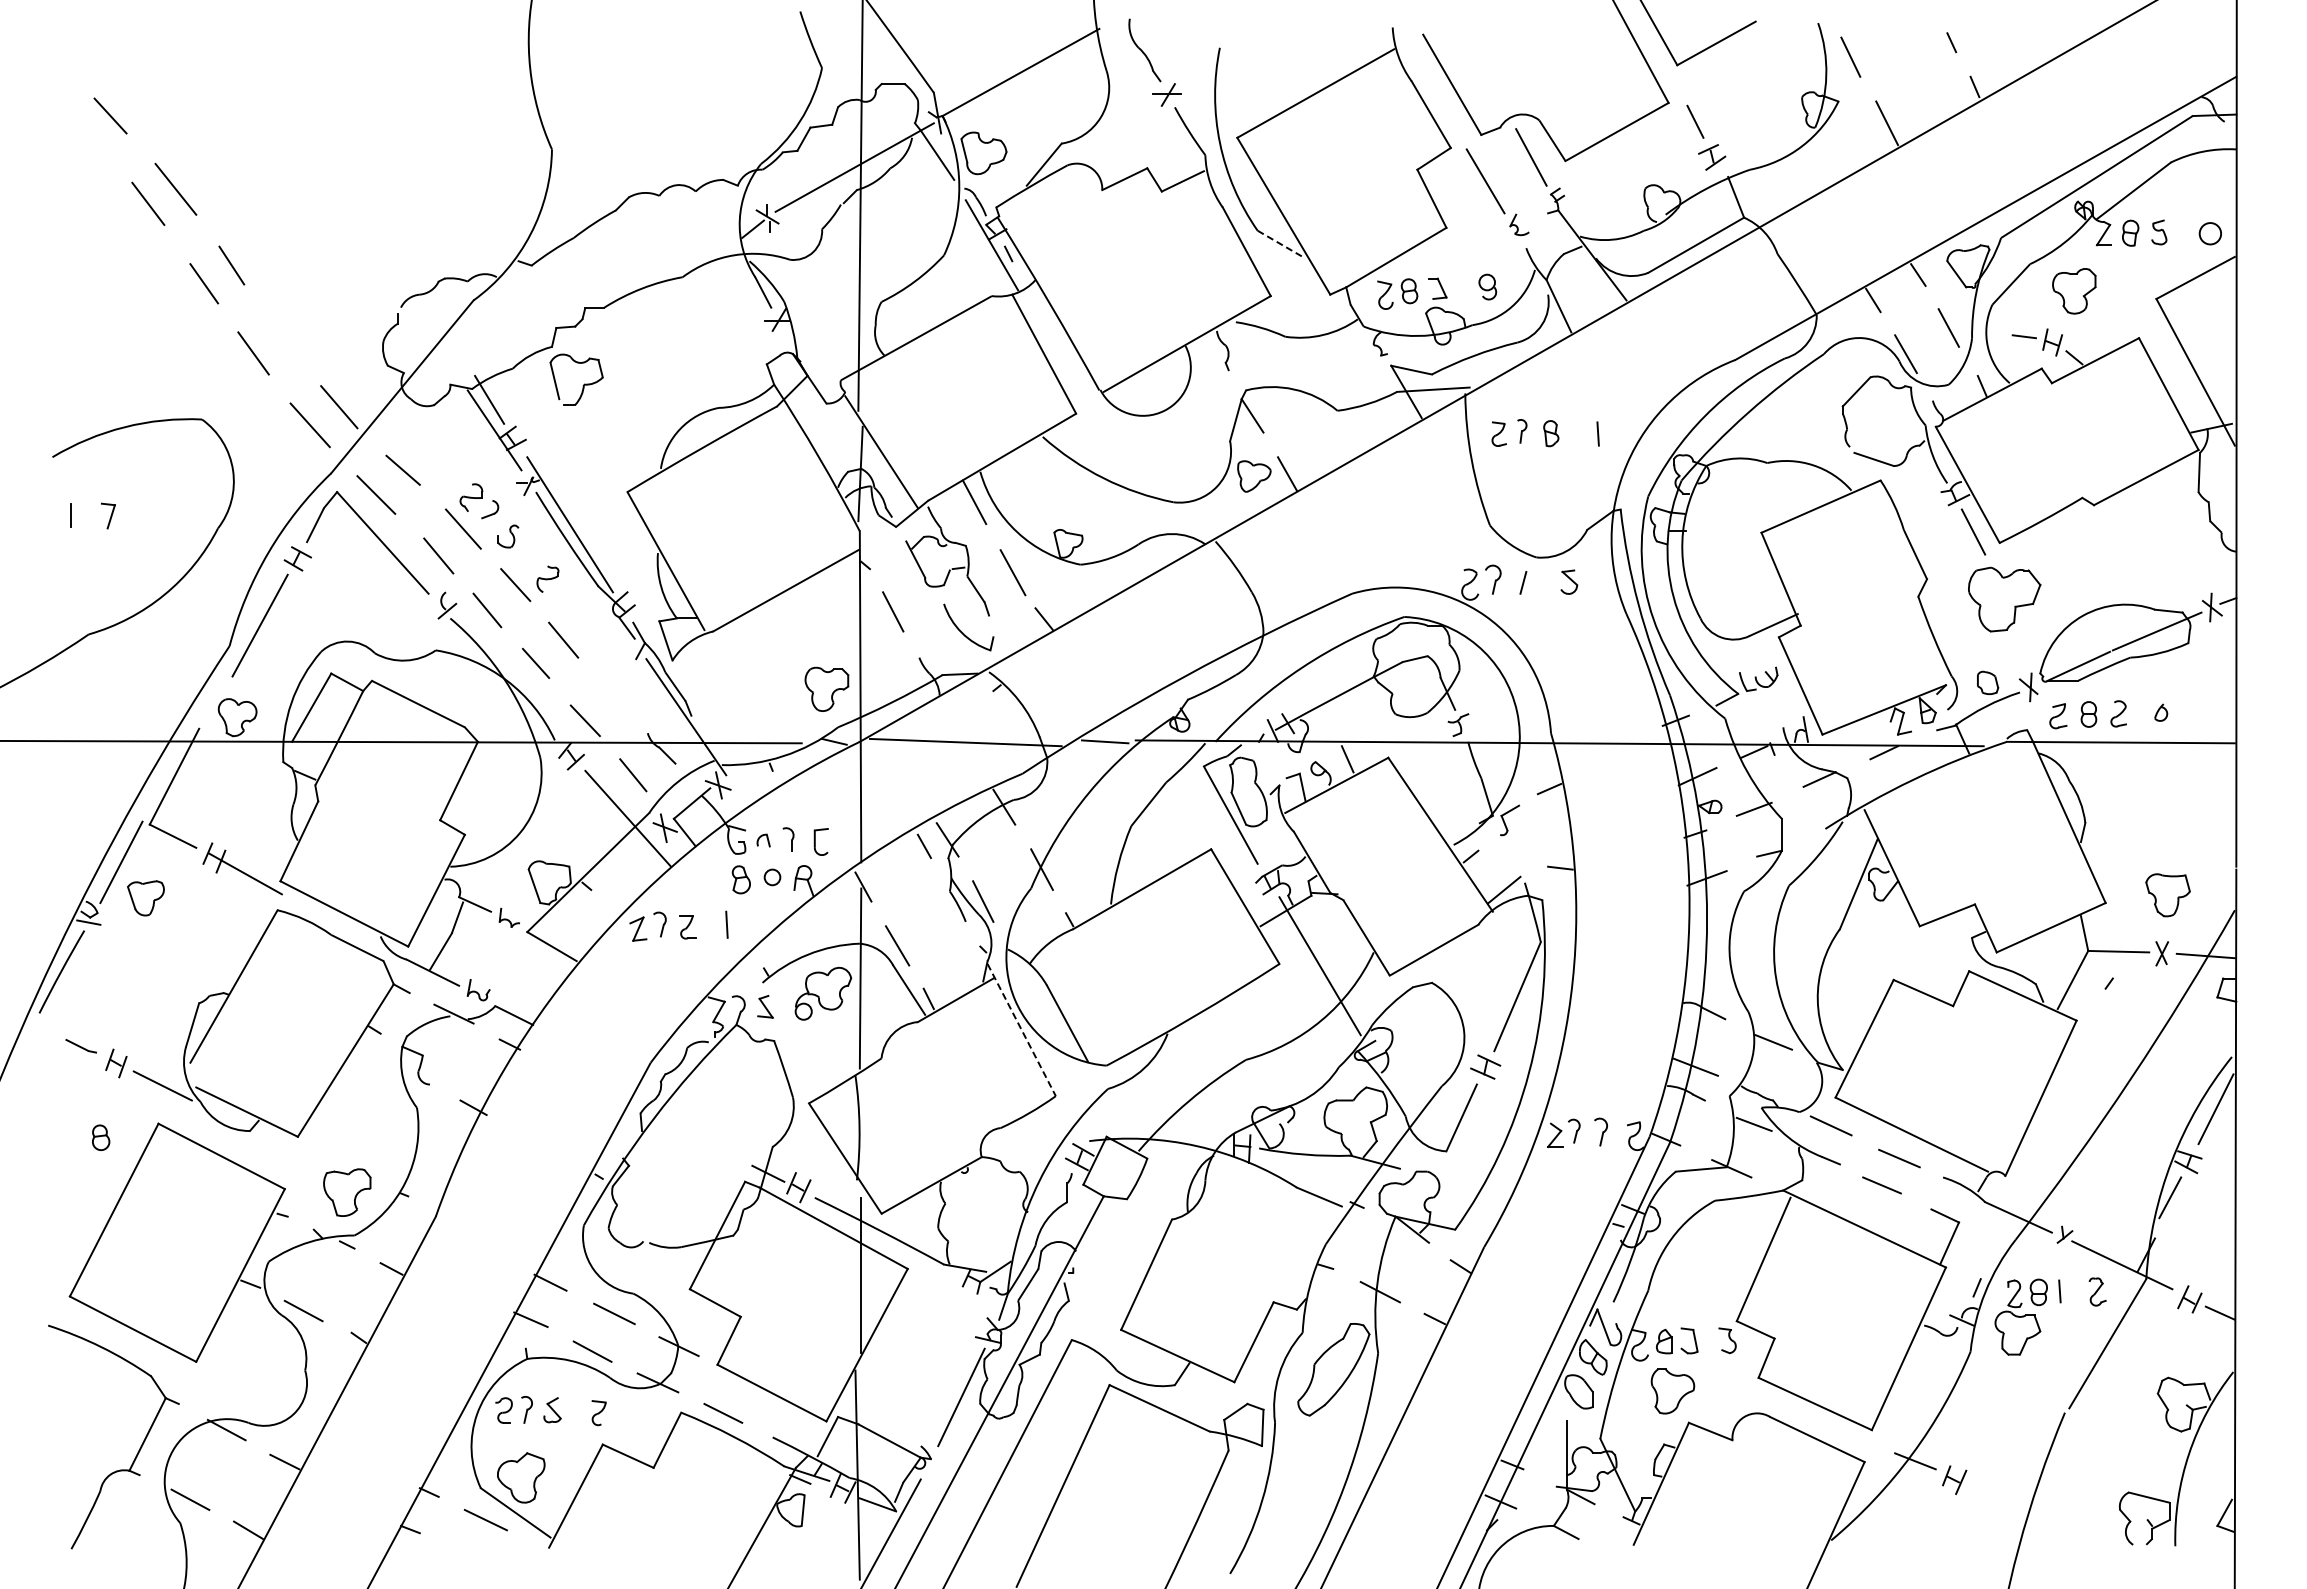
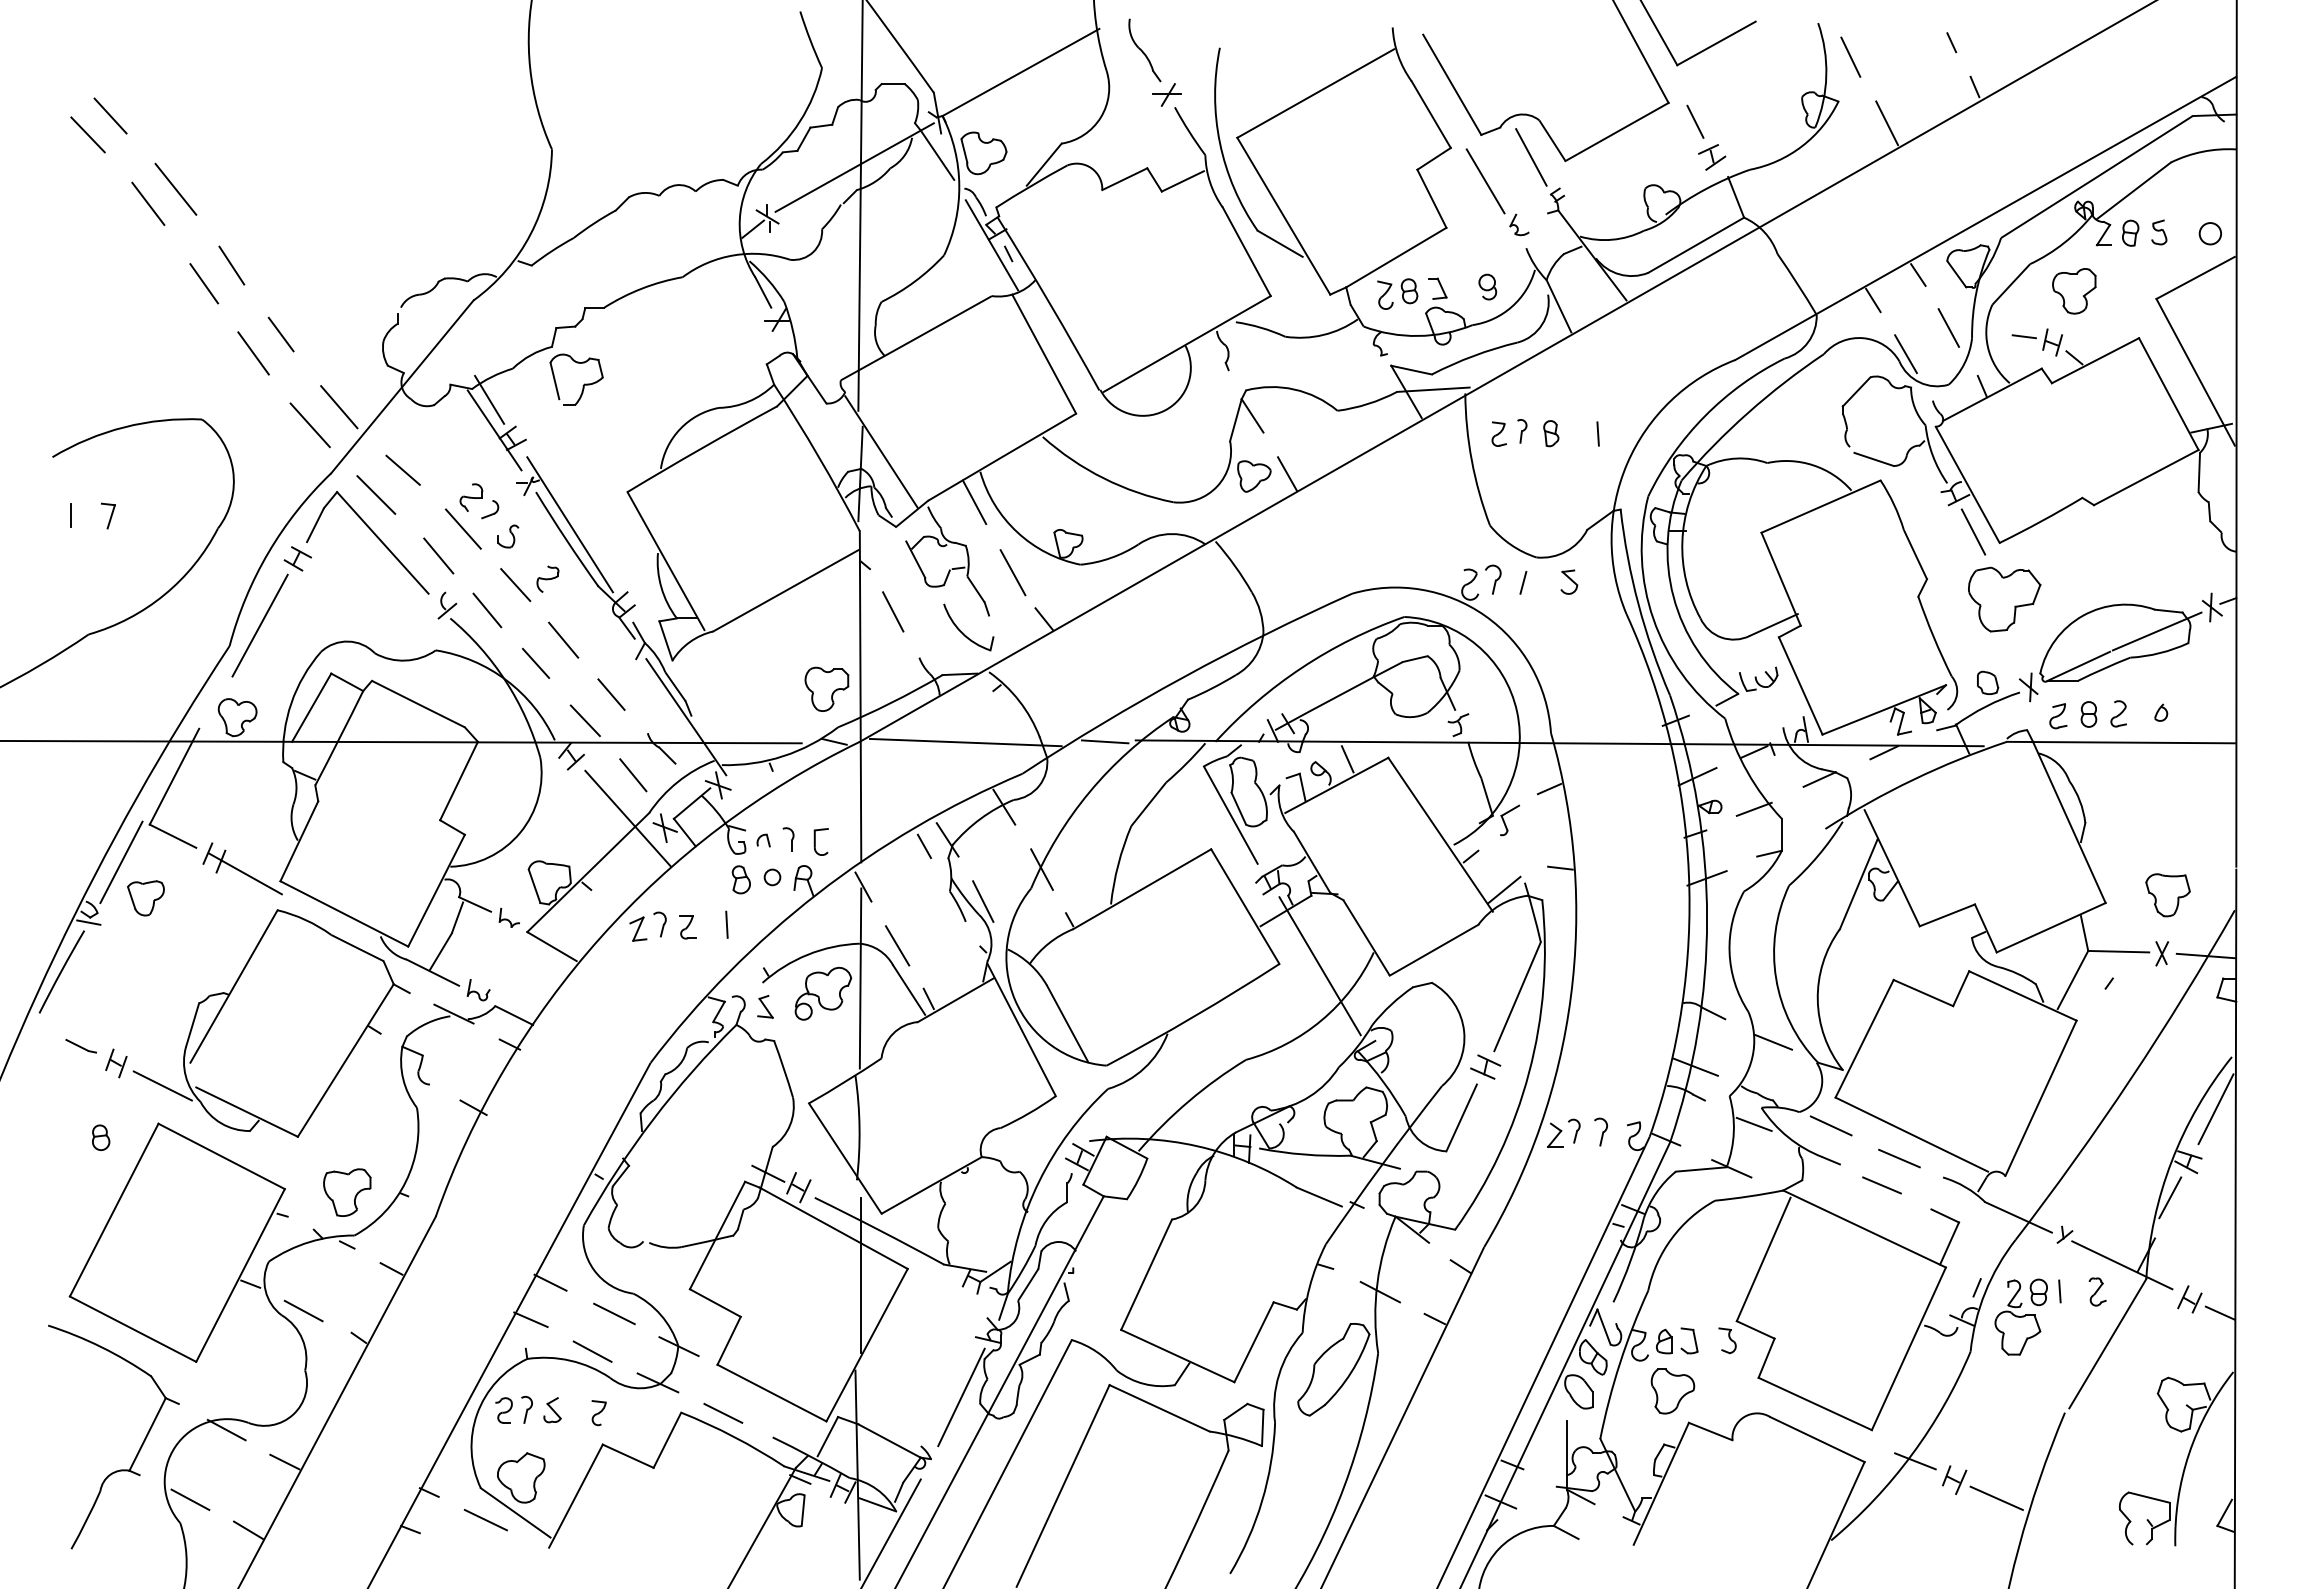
line: none -> present (87, 134)
line: dashed -> solid (1280, 244)
line: none -> present (280, 334)
line: none -> present (611, 694)
line: dashed -> solid (1021, 1030)
line: none -> present (1996, 1497)
